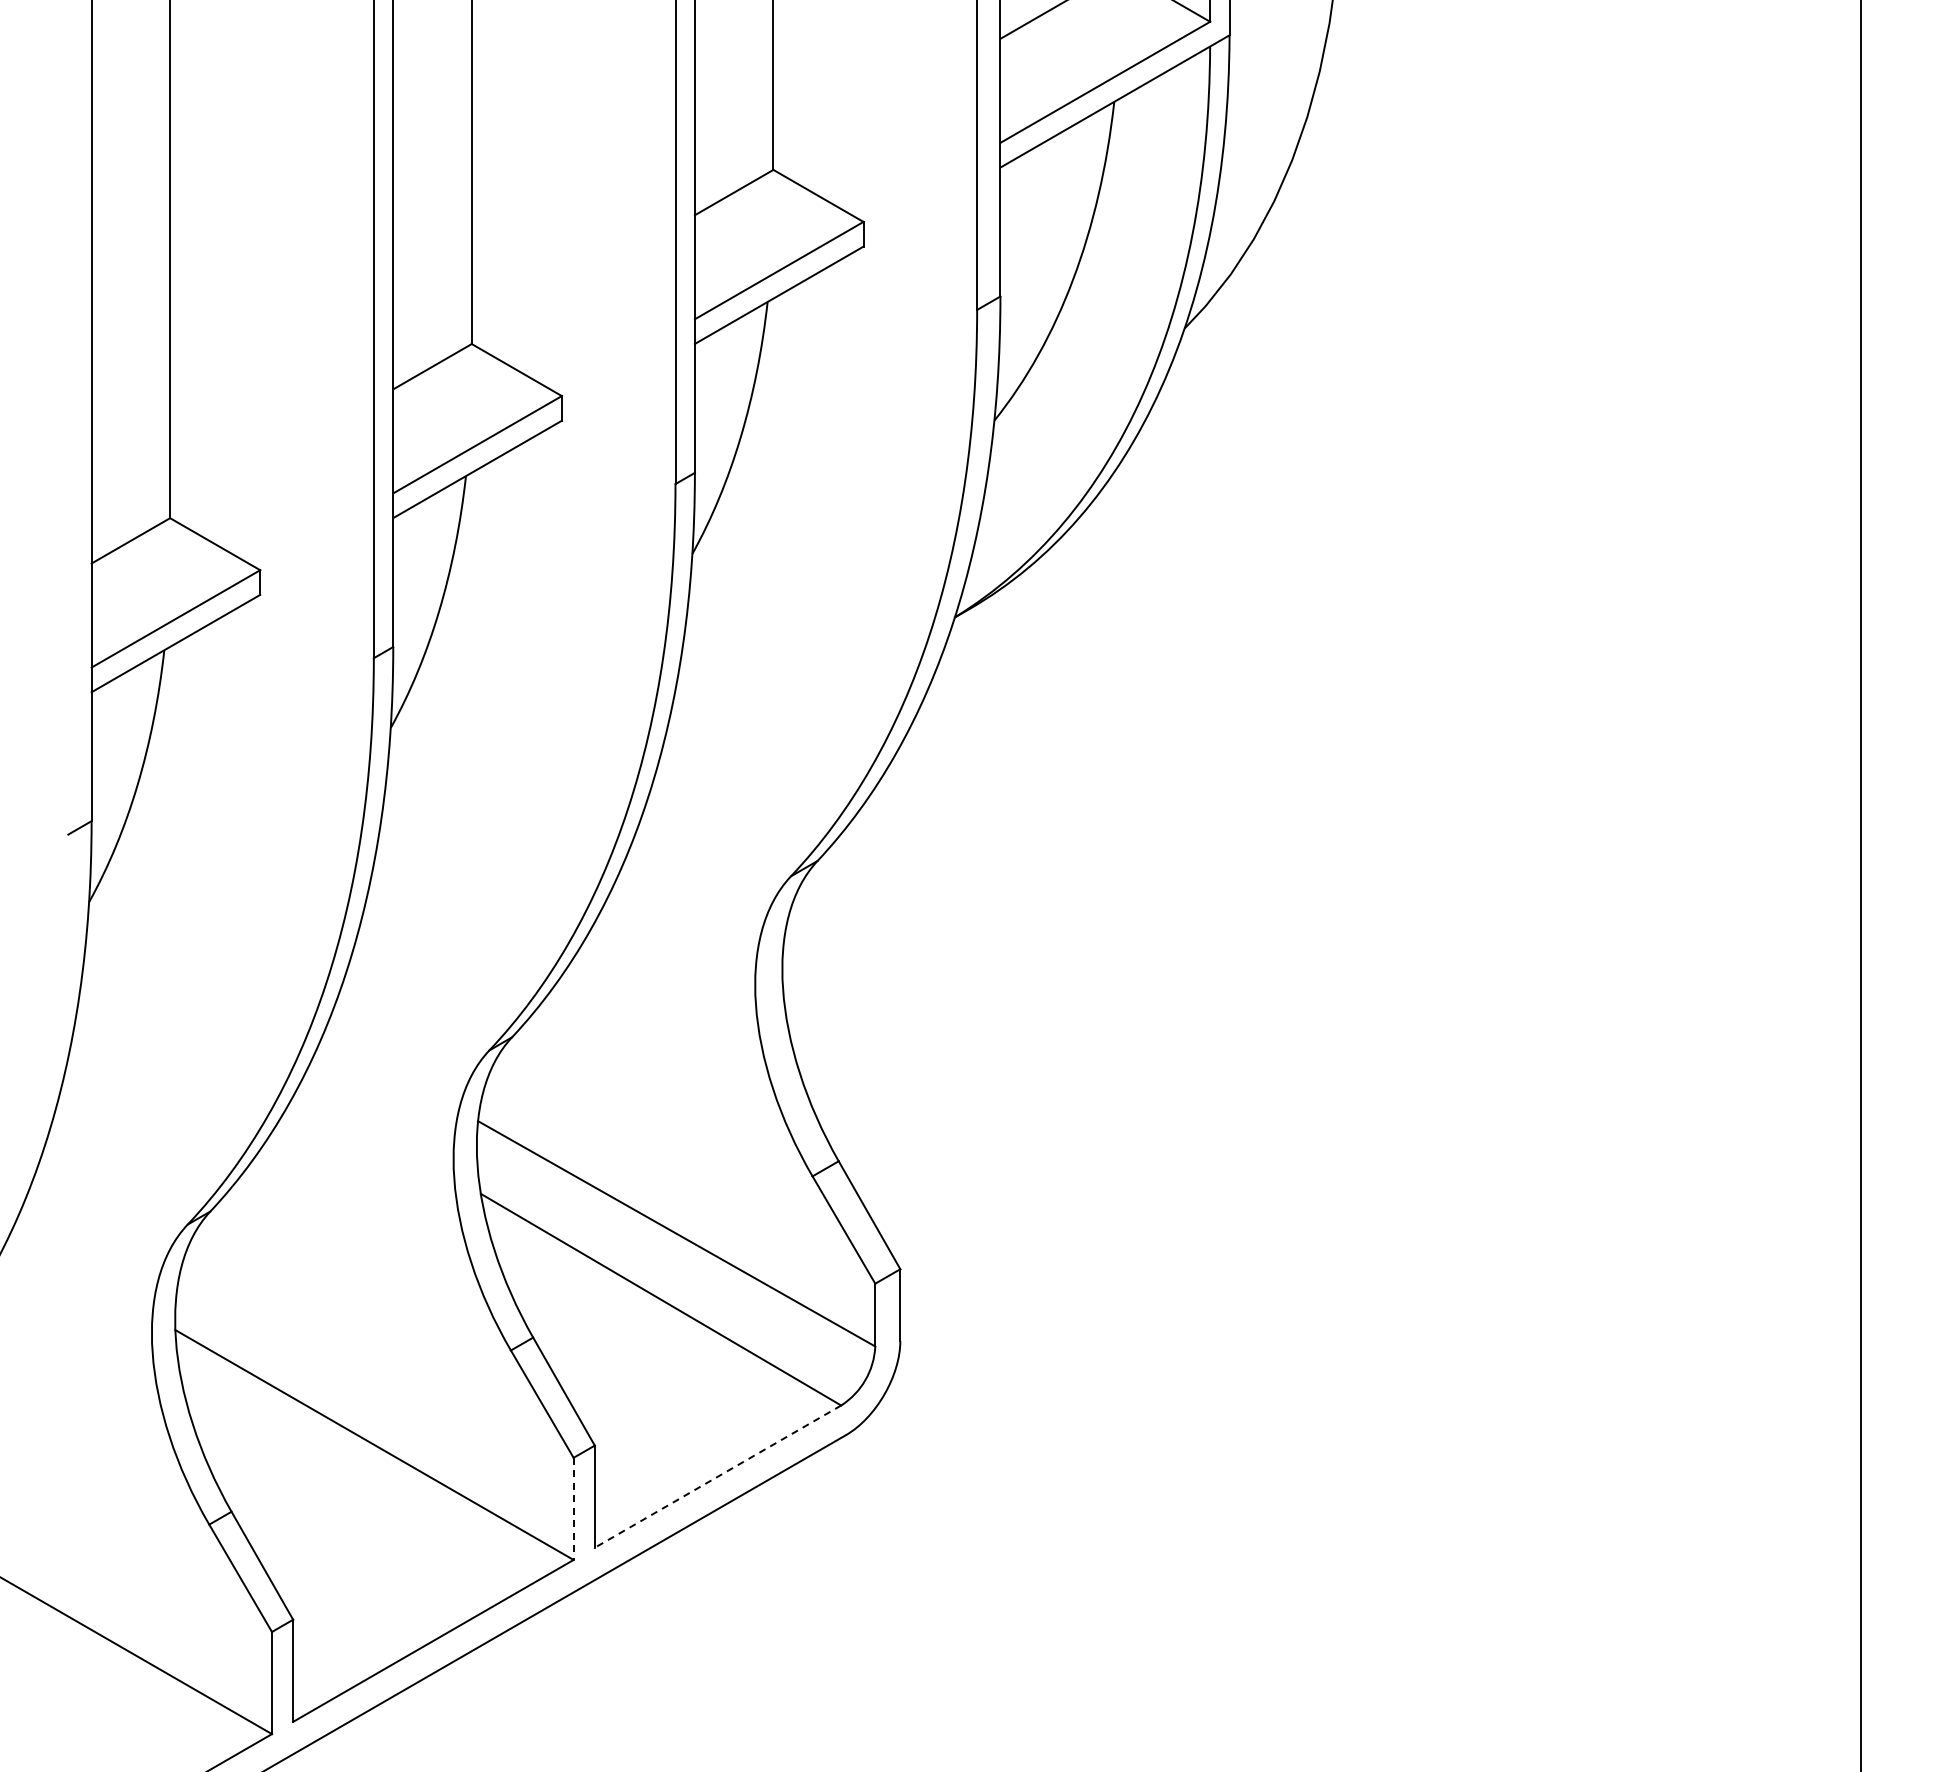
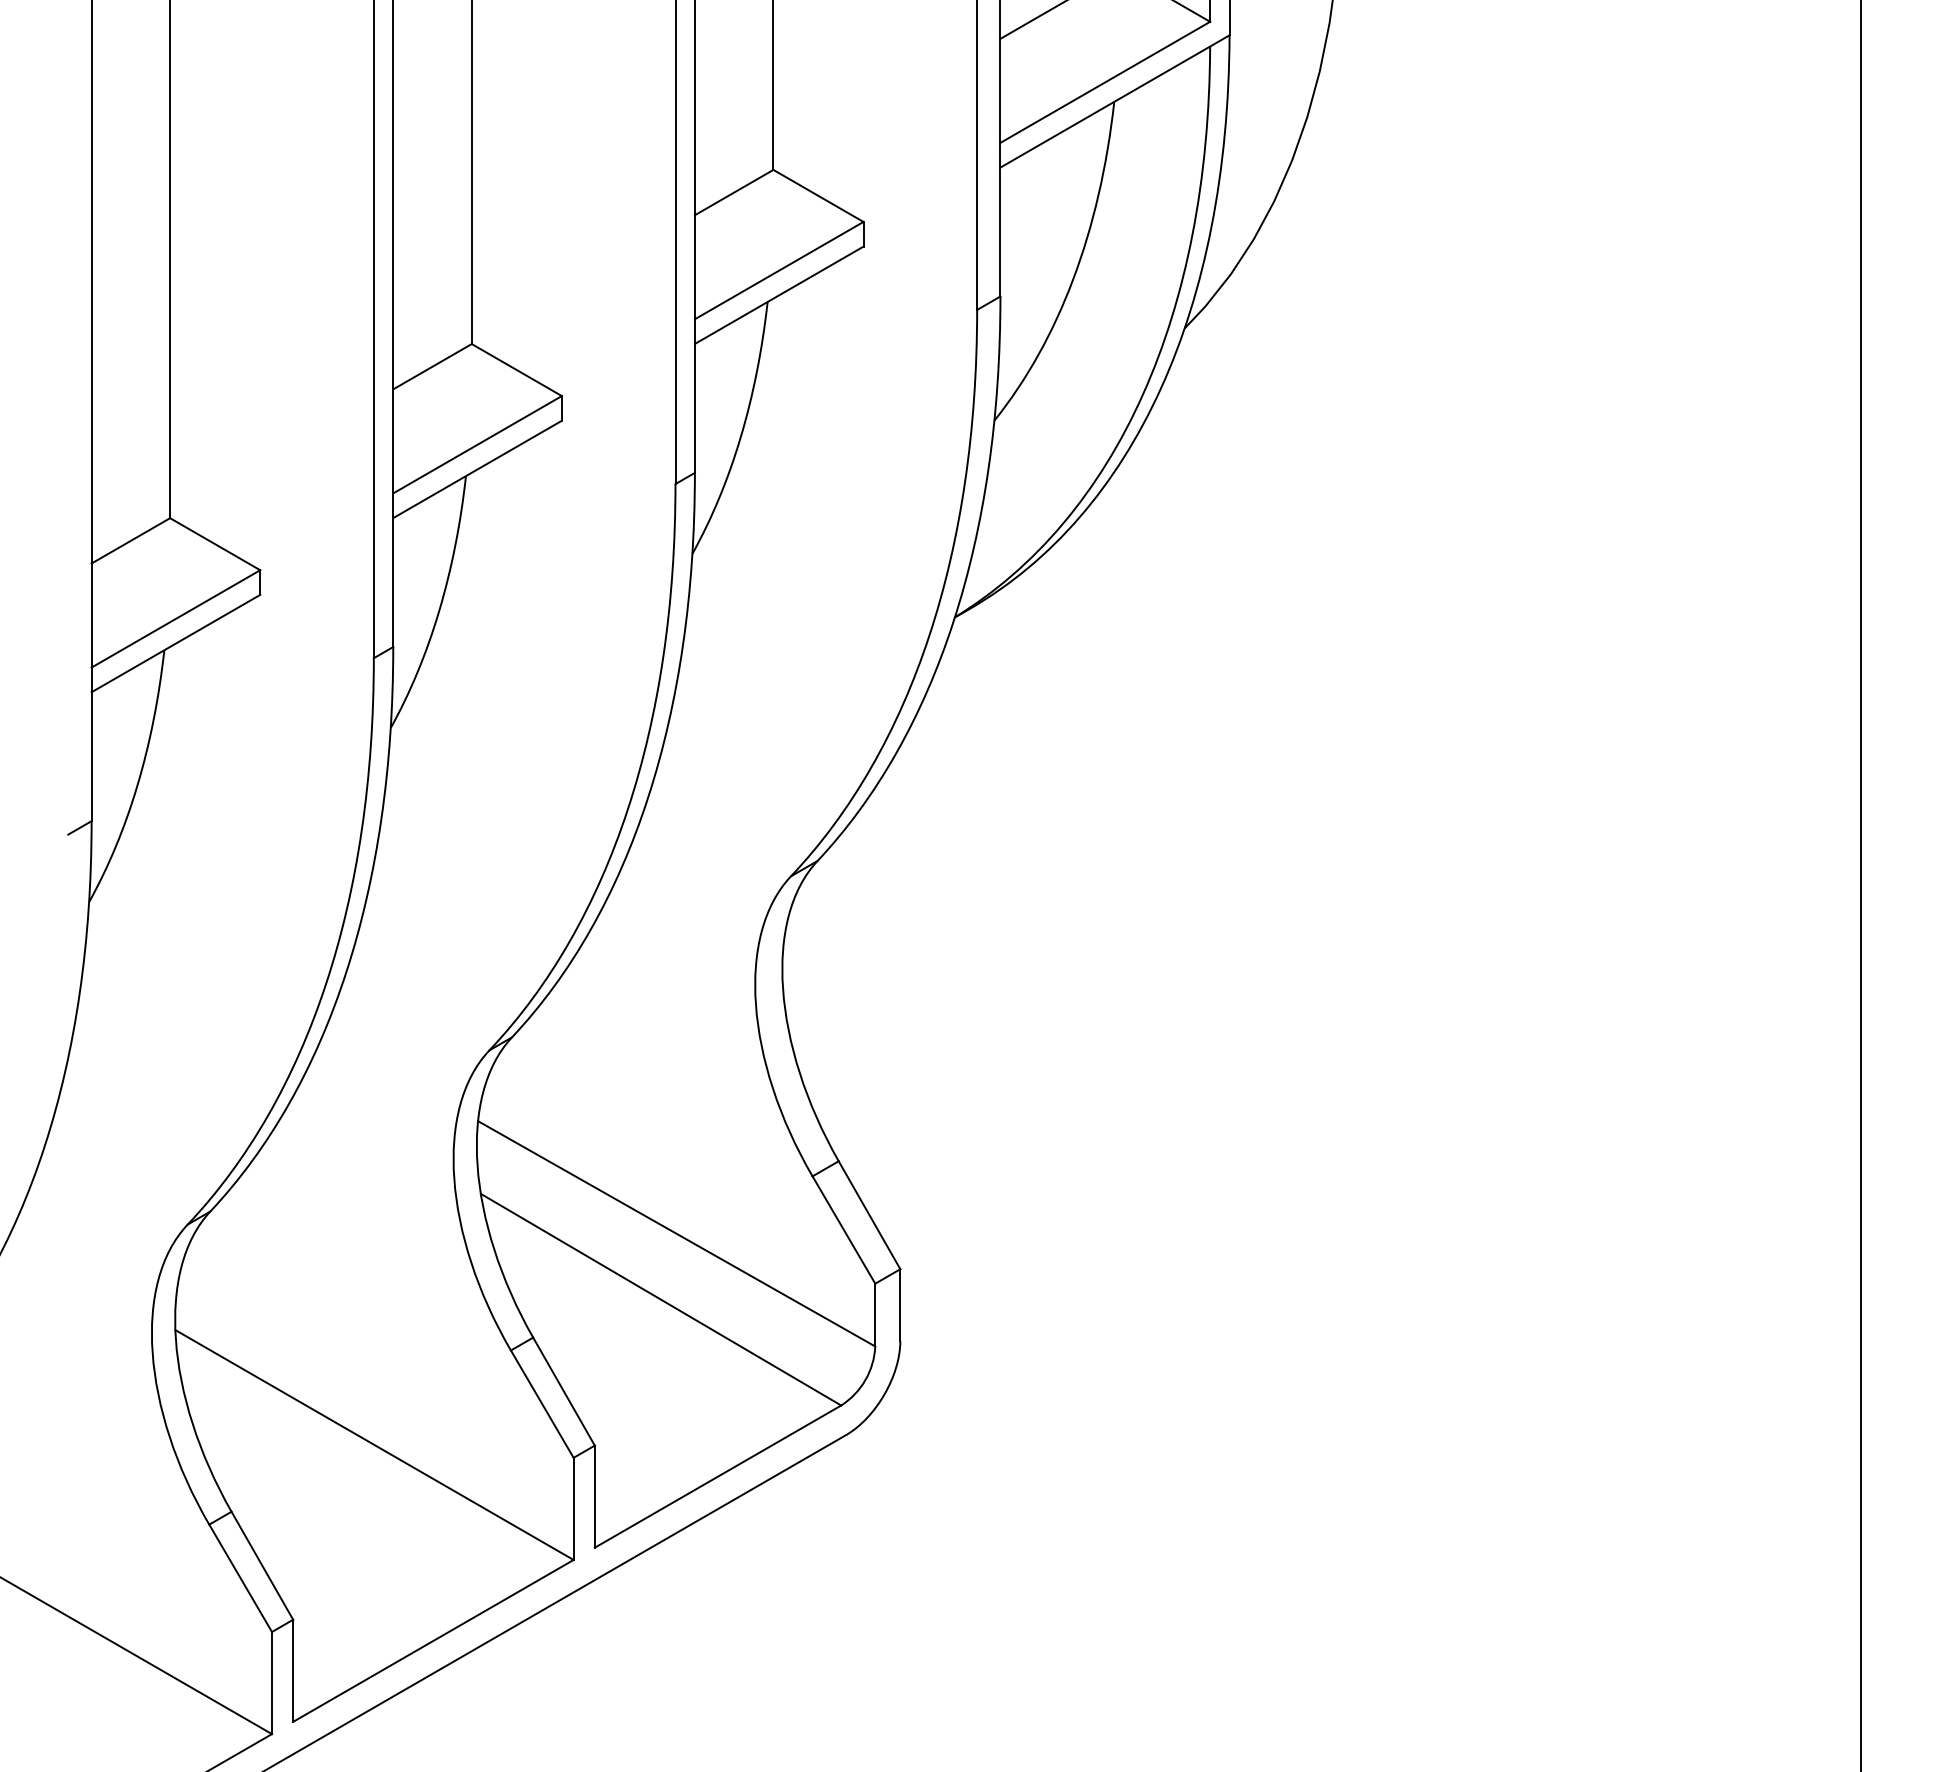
line: dashed -> solid (717, 1476)
line: dashed -> solid (573, 1509)
